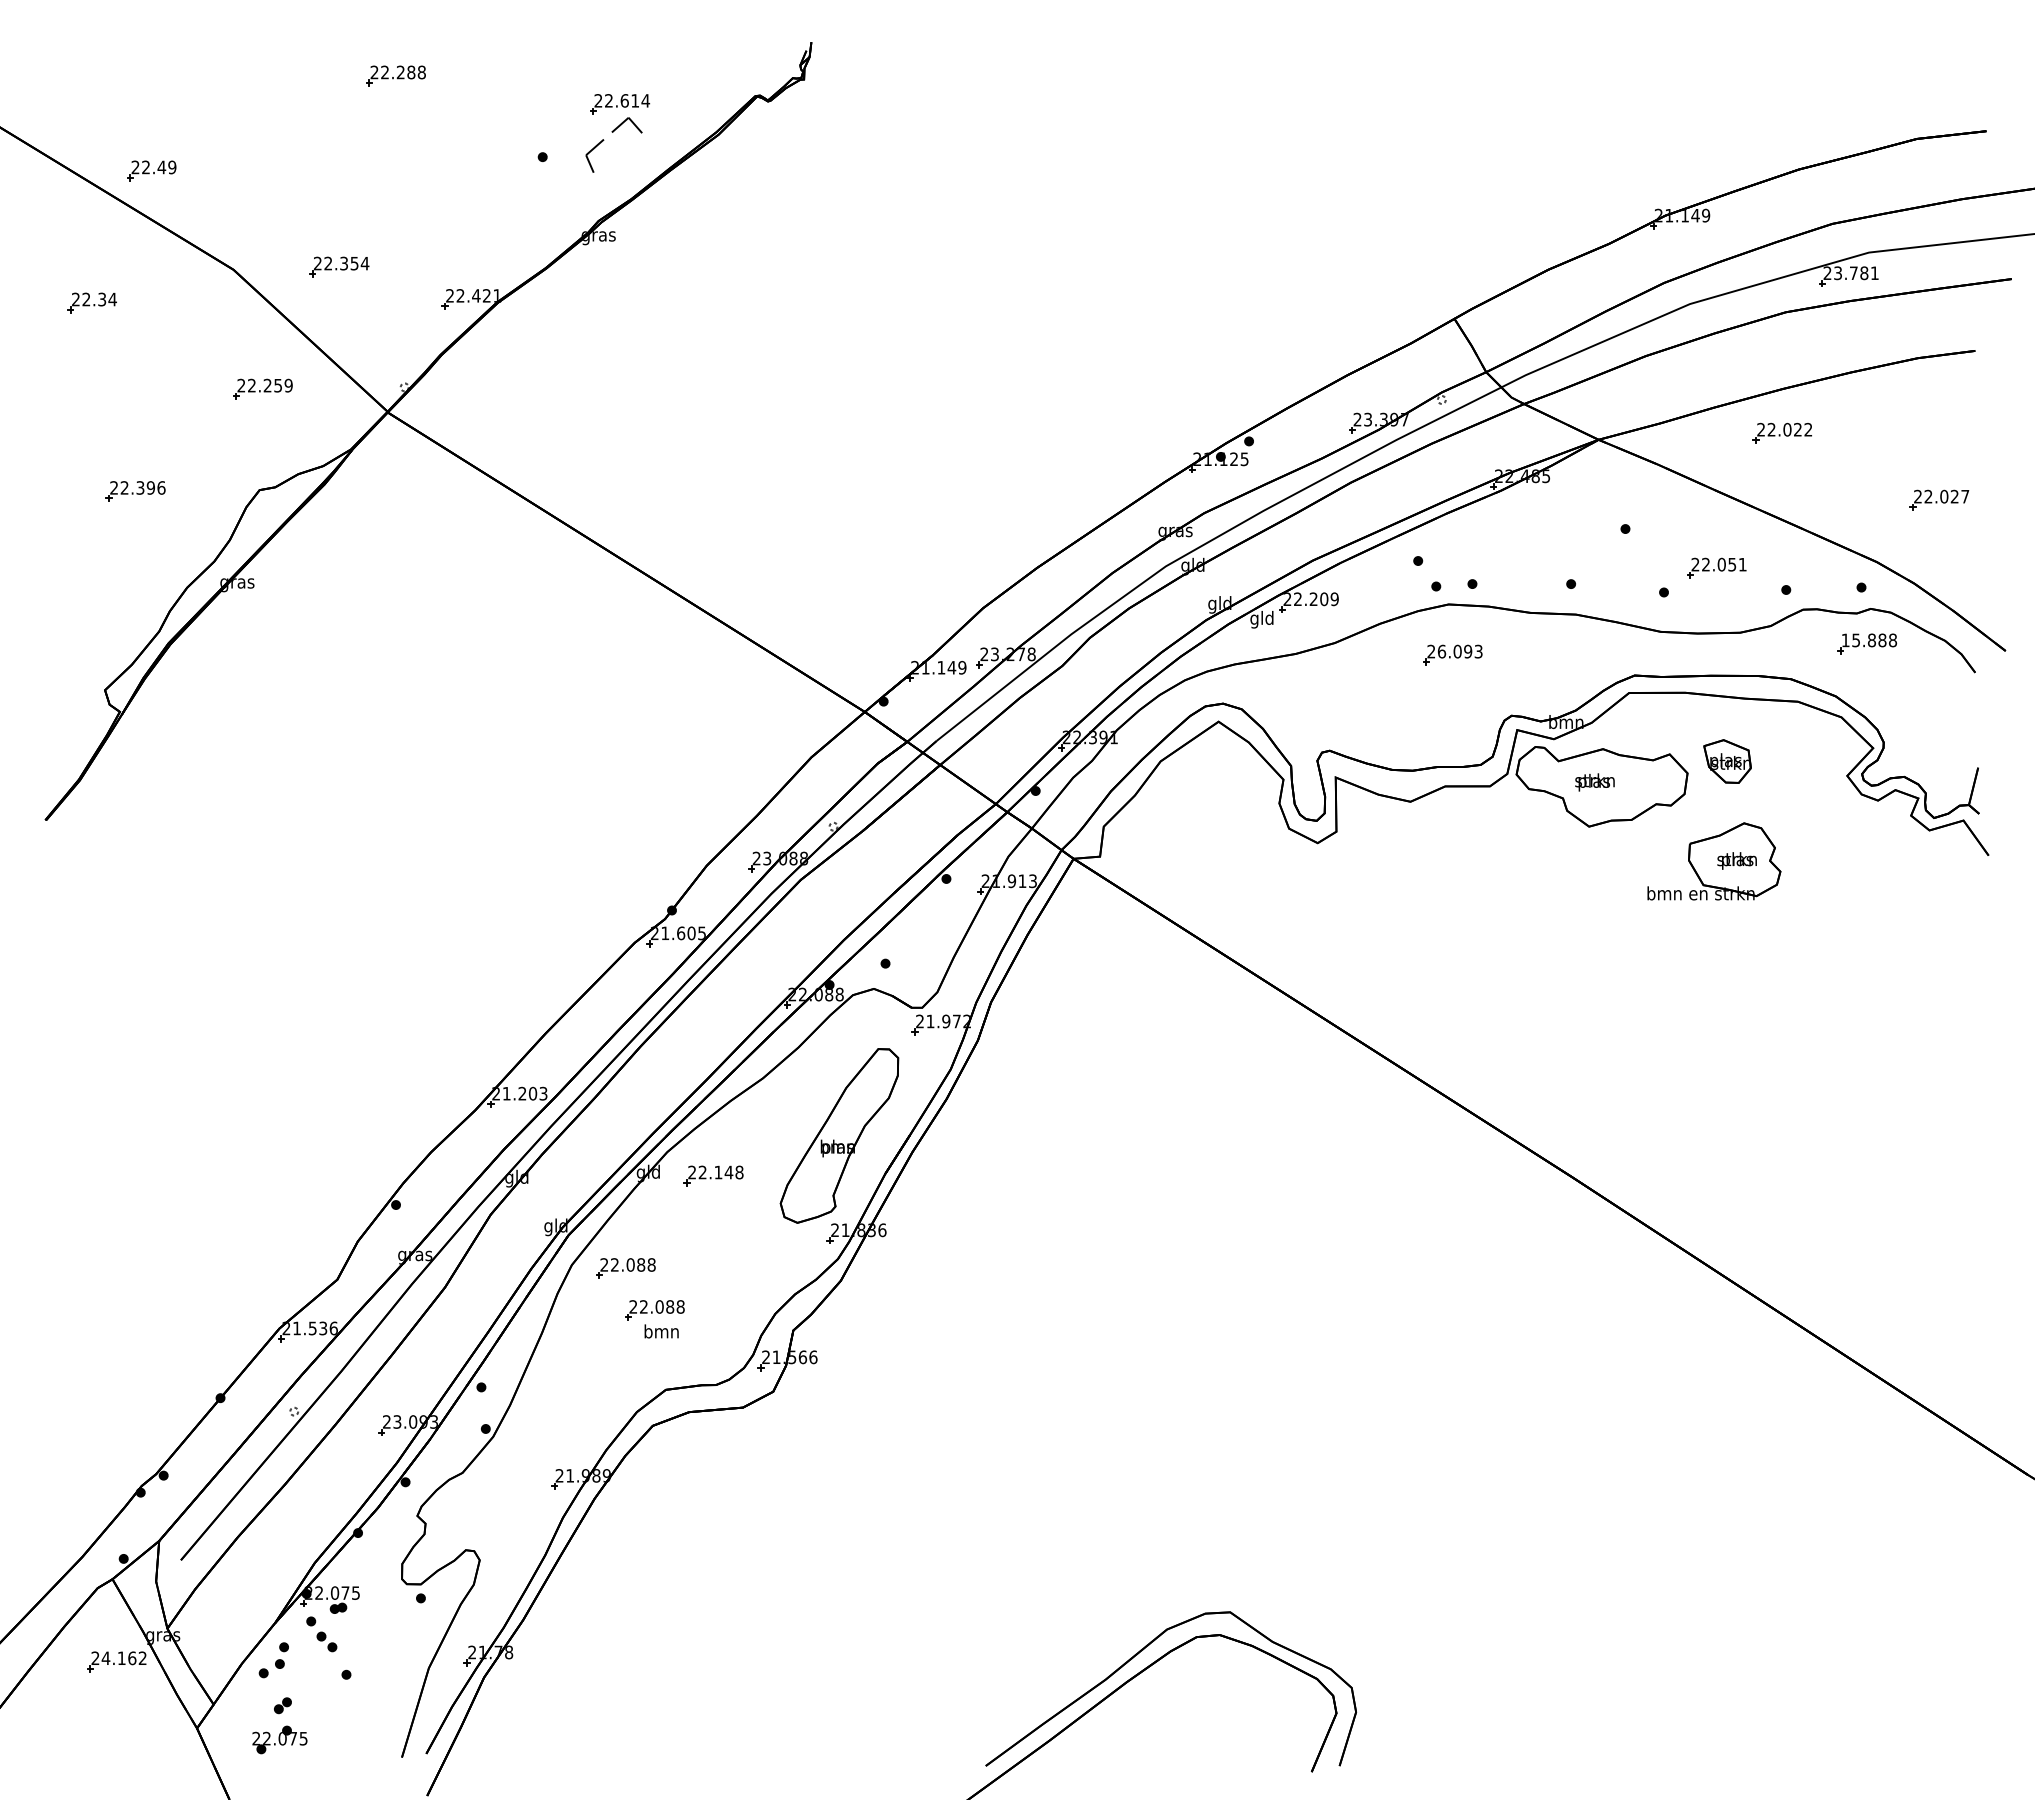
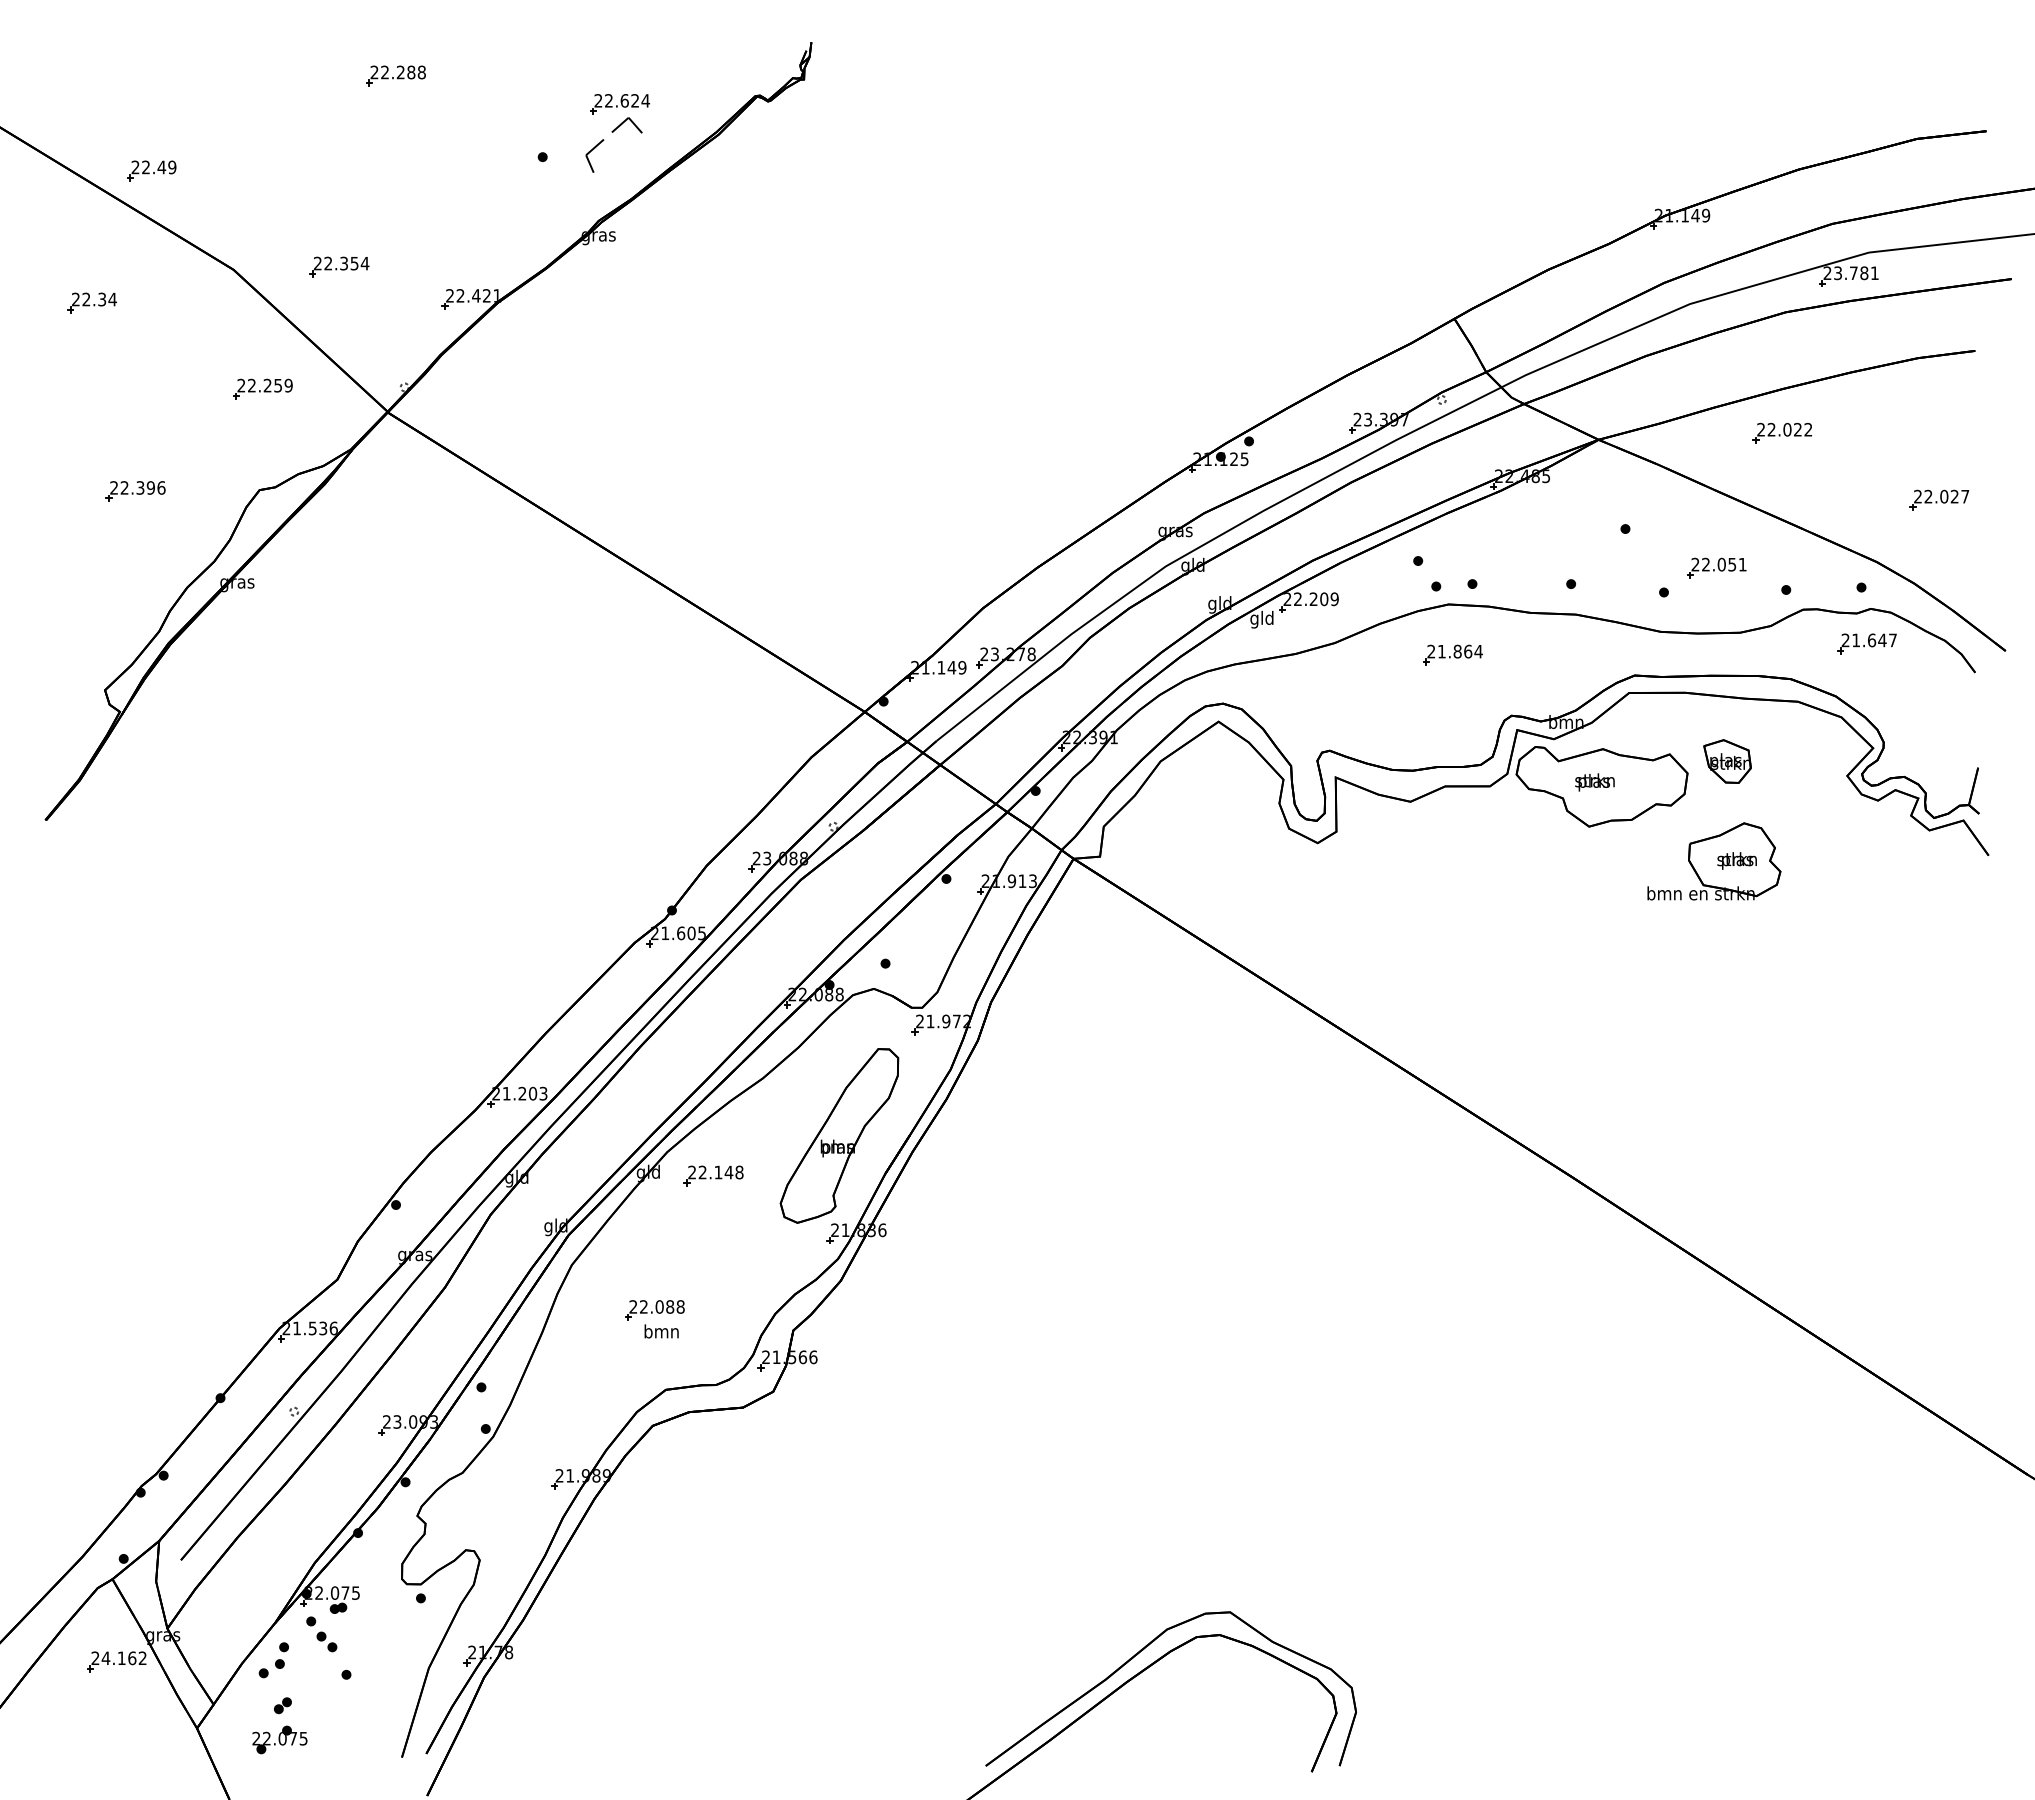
text: 22.614 -> 22.624 (634, 100)
text: 15.888 -> 21.647 (1869, 640)
text: 26.093 -> 21.864 (1459, 651)
part: present -> none (625, 1268)
